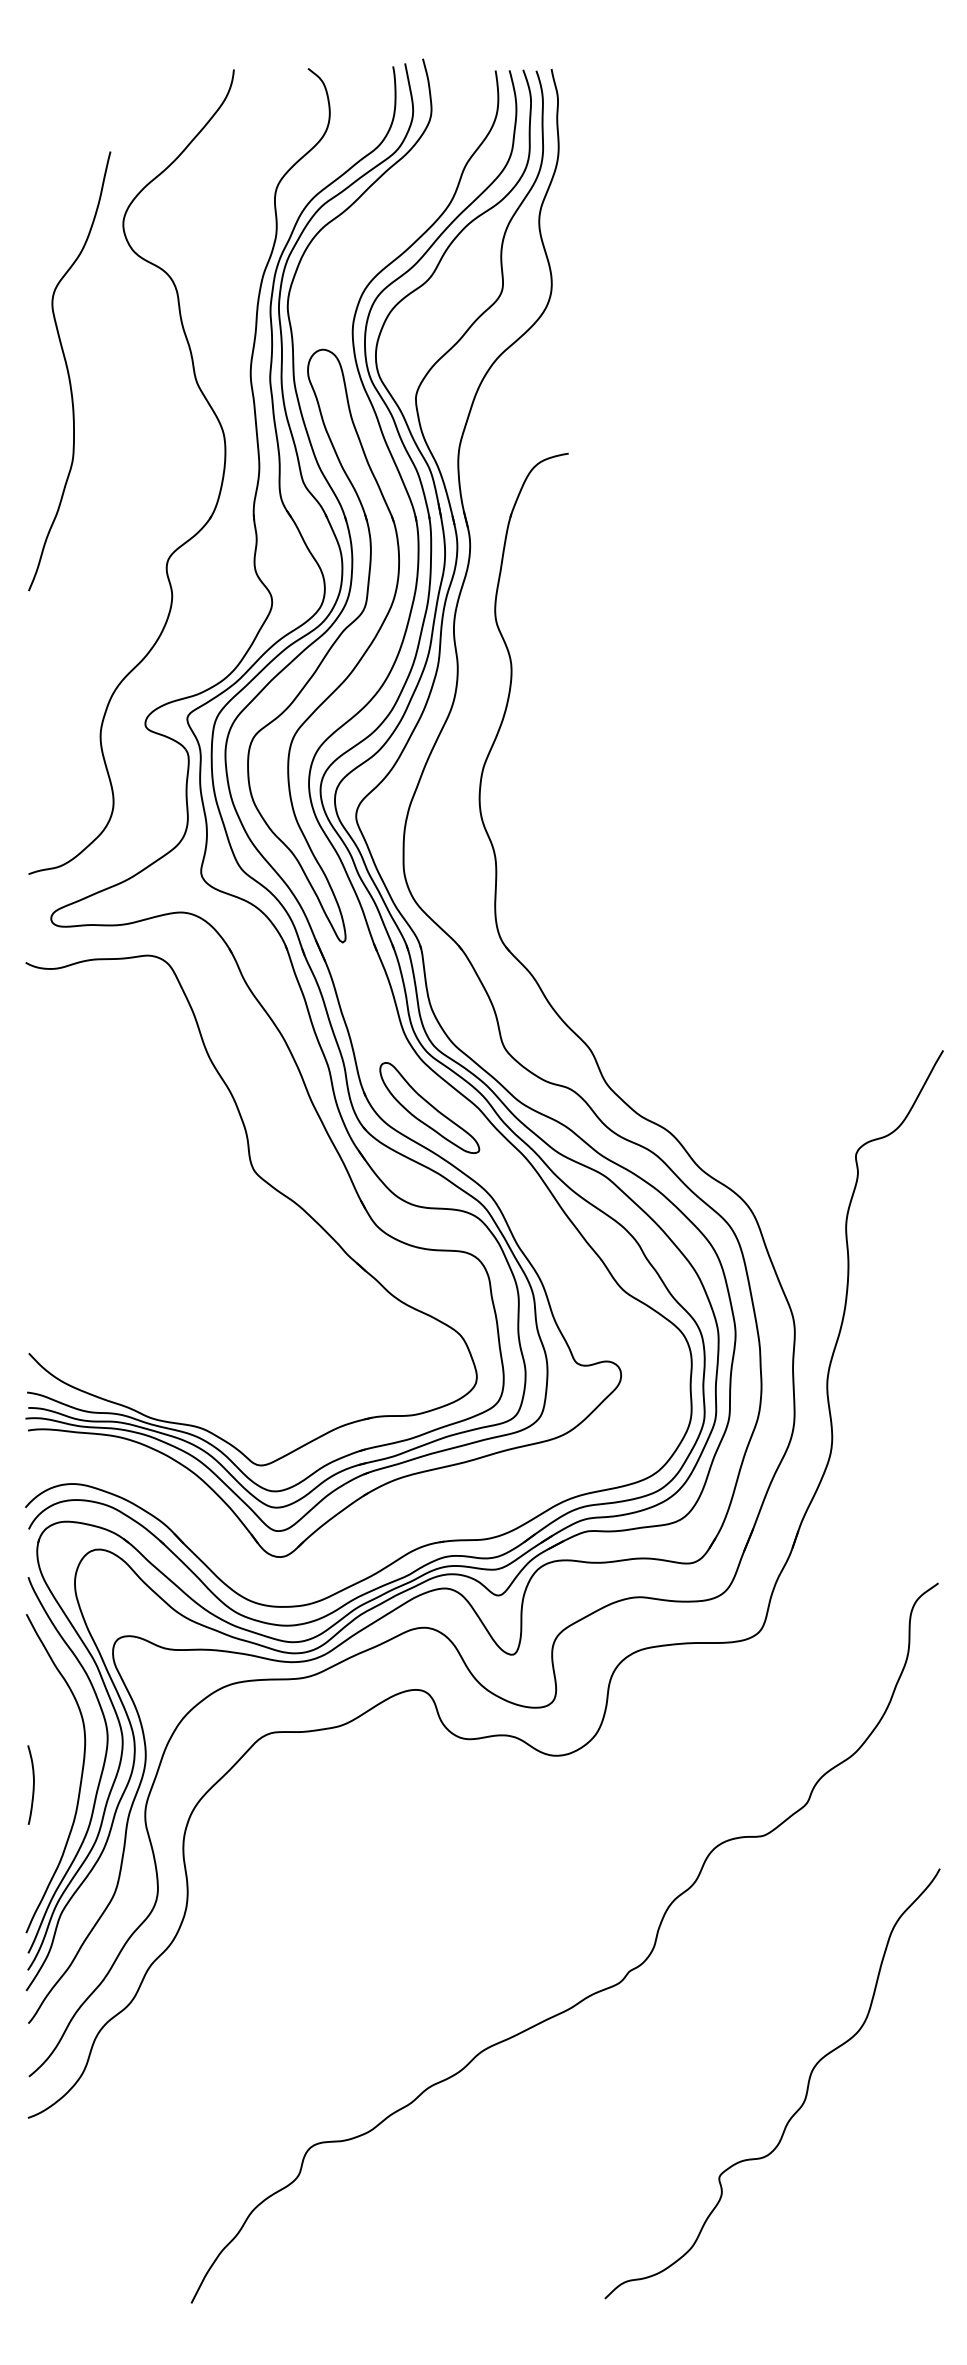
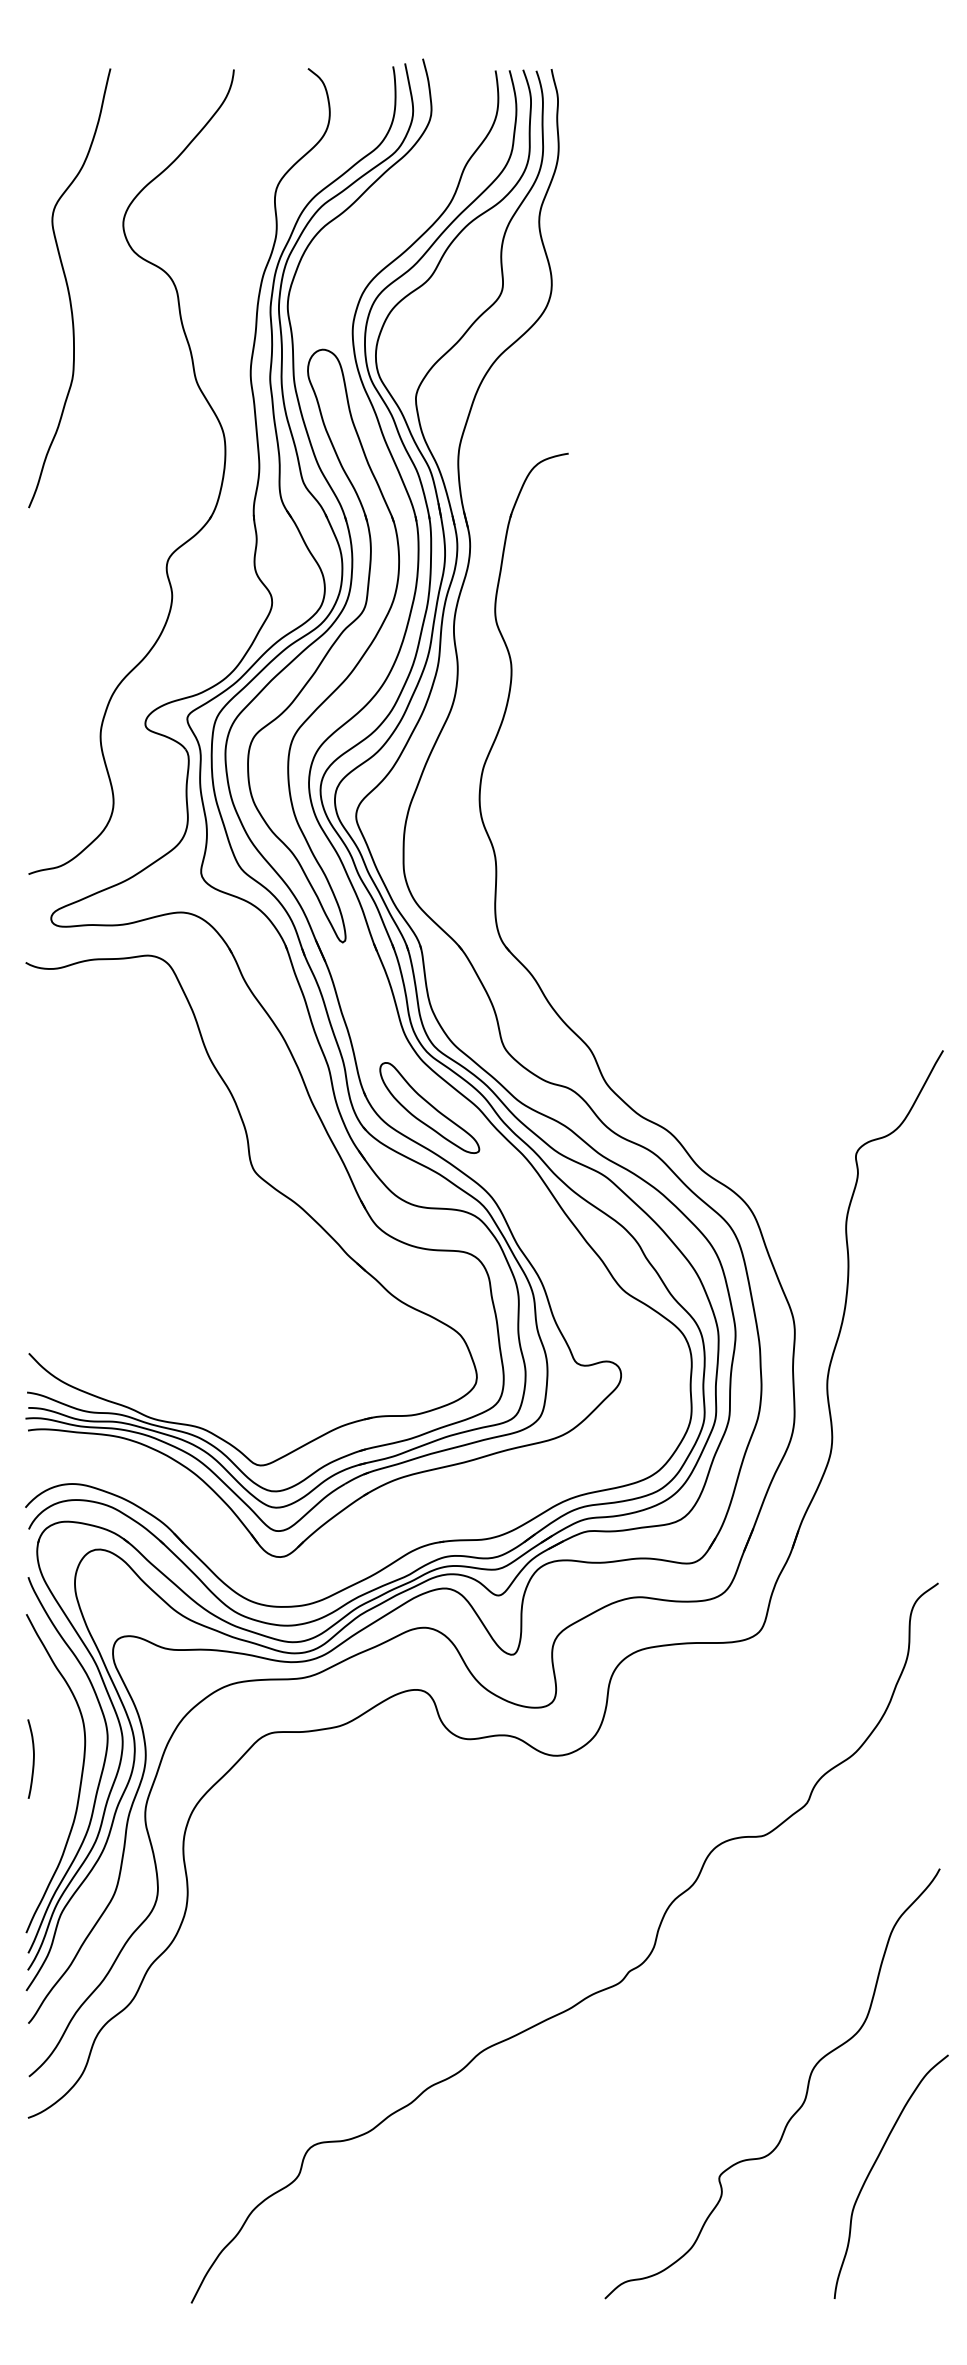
curve position: (68, 371) -> (68, 288) (68, 288)
curve position: (32, 1786) -> (32, 1760) (32, 1760)
curve: none -> present (873, 2167)
